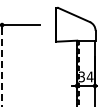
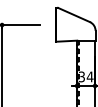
line: dashed -> solid (2, 67)
